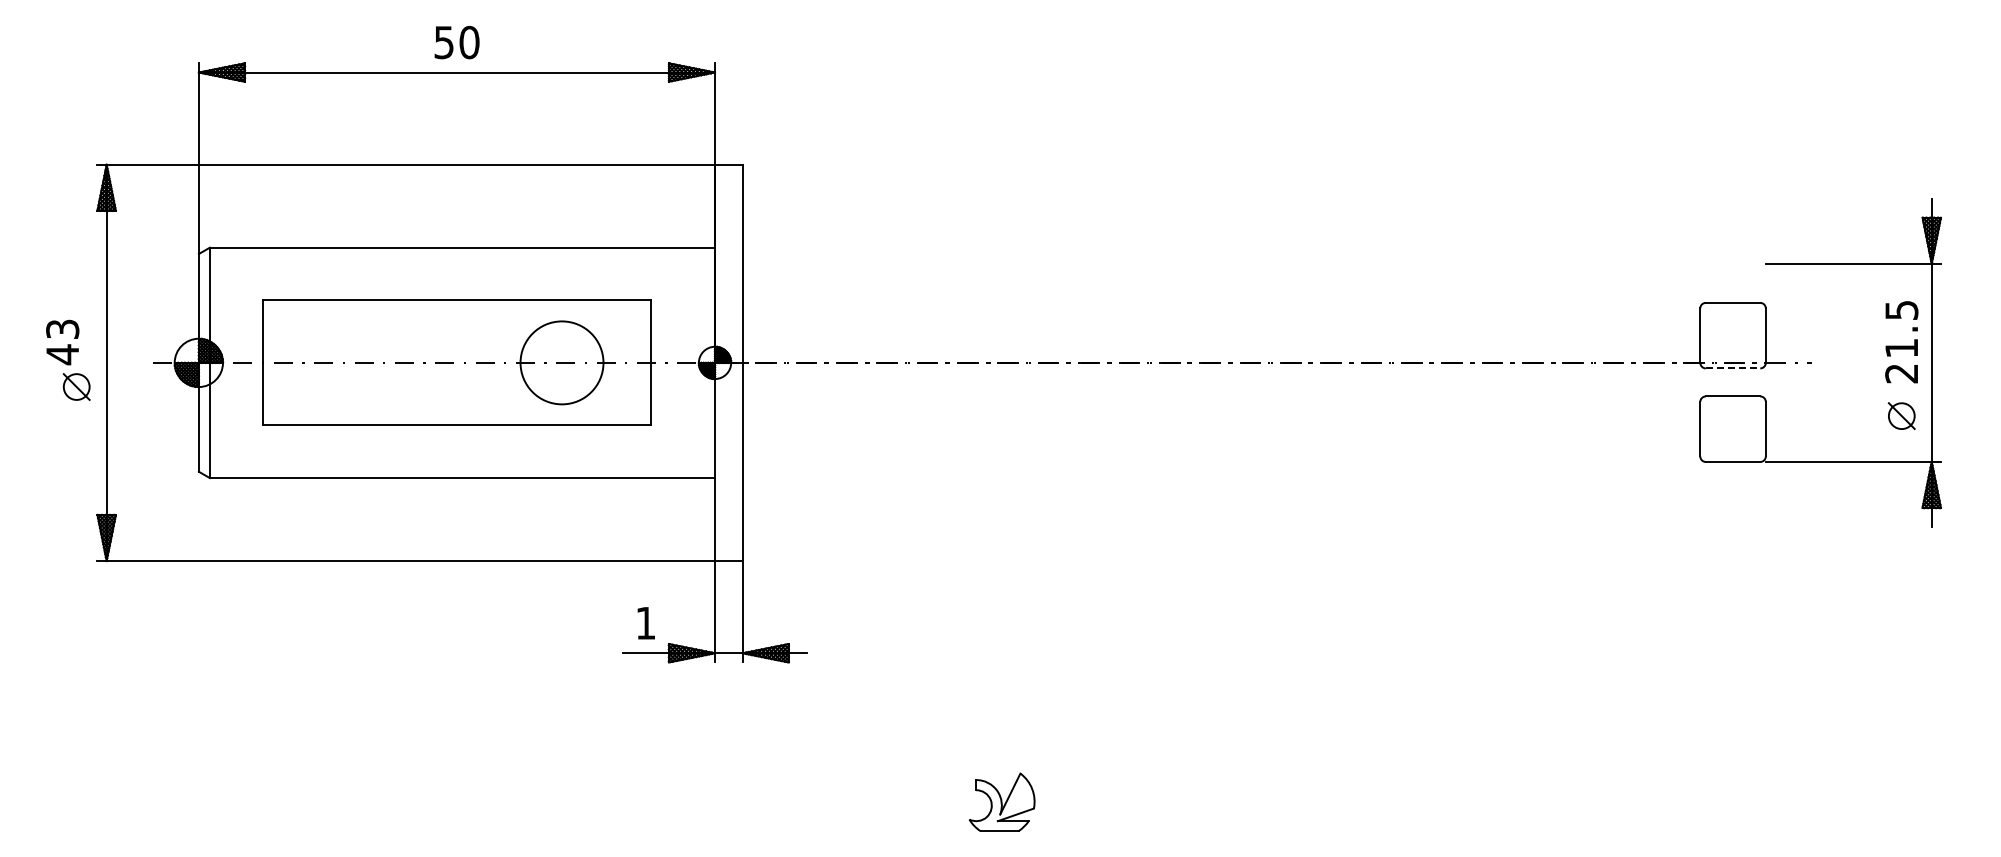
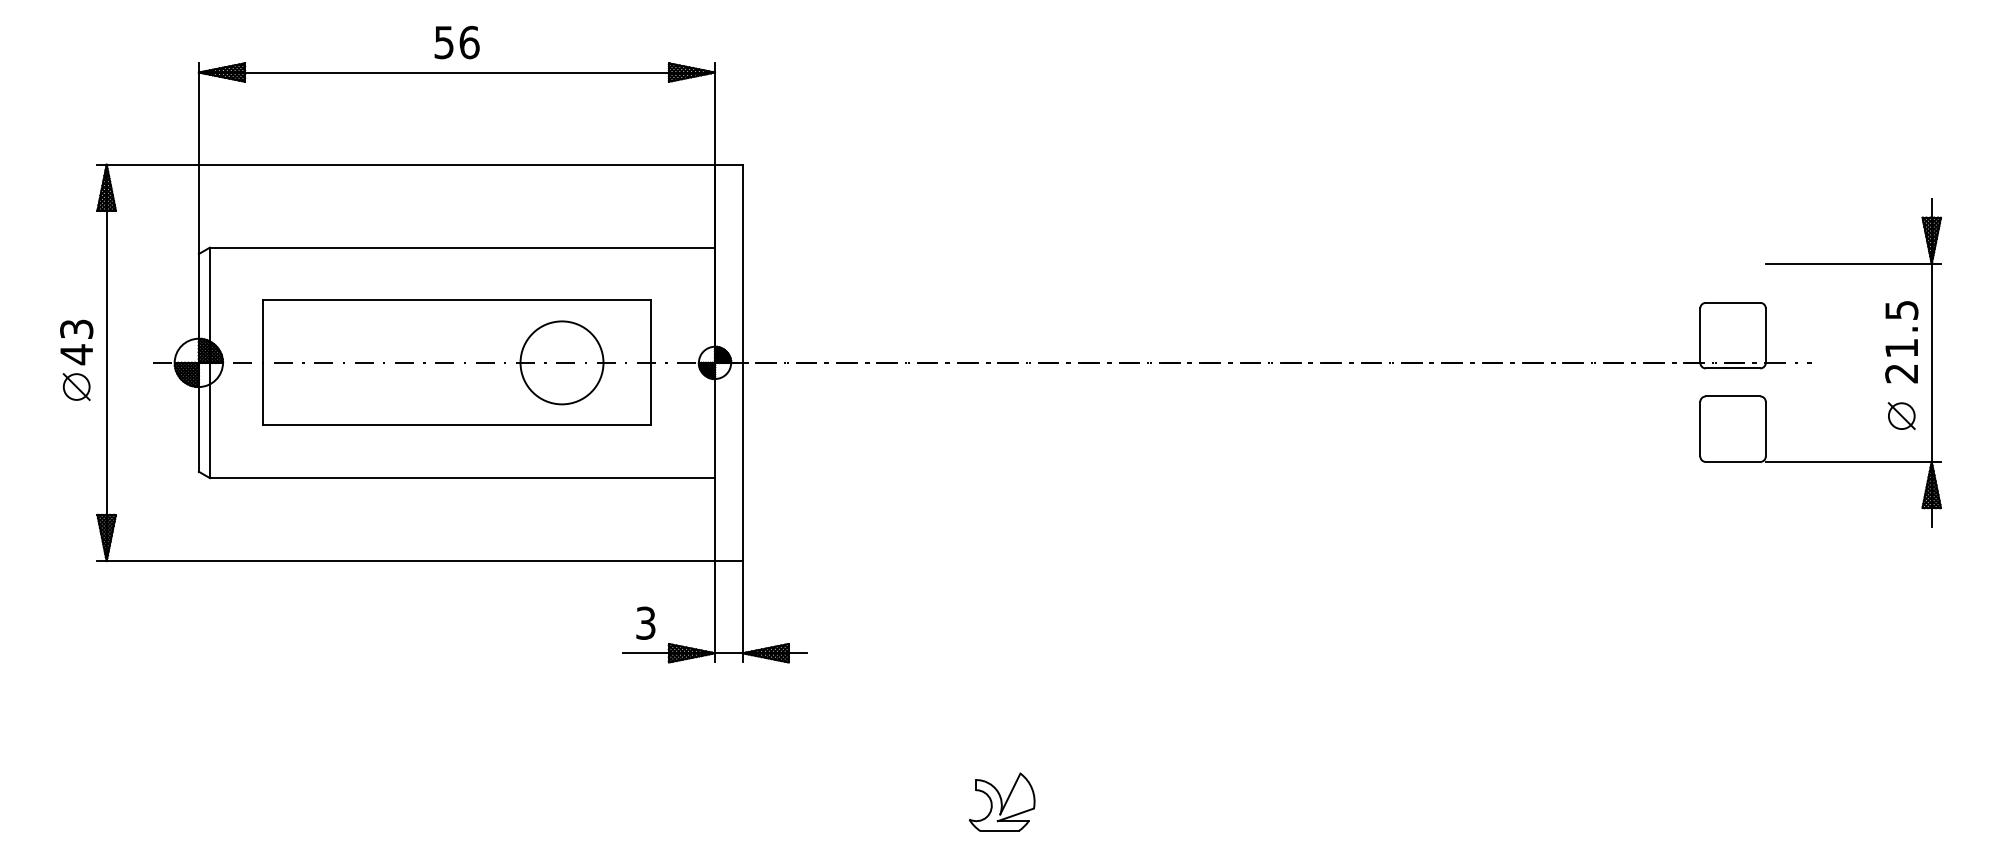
text: 50 -> 56 (469, 42)
text position: (62, 342) -> (76, 342) (76, 342)
line: dashed -> solid (1733, 368)
text: 1 -> 3 (645, 622)
